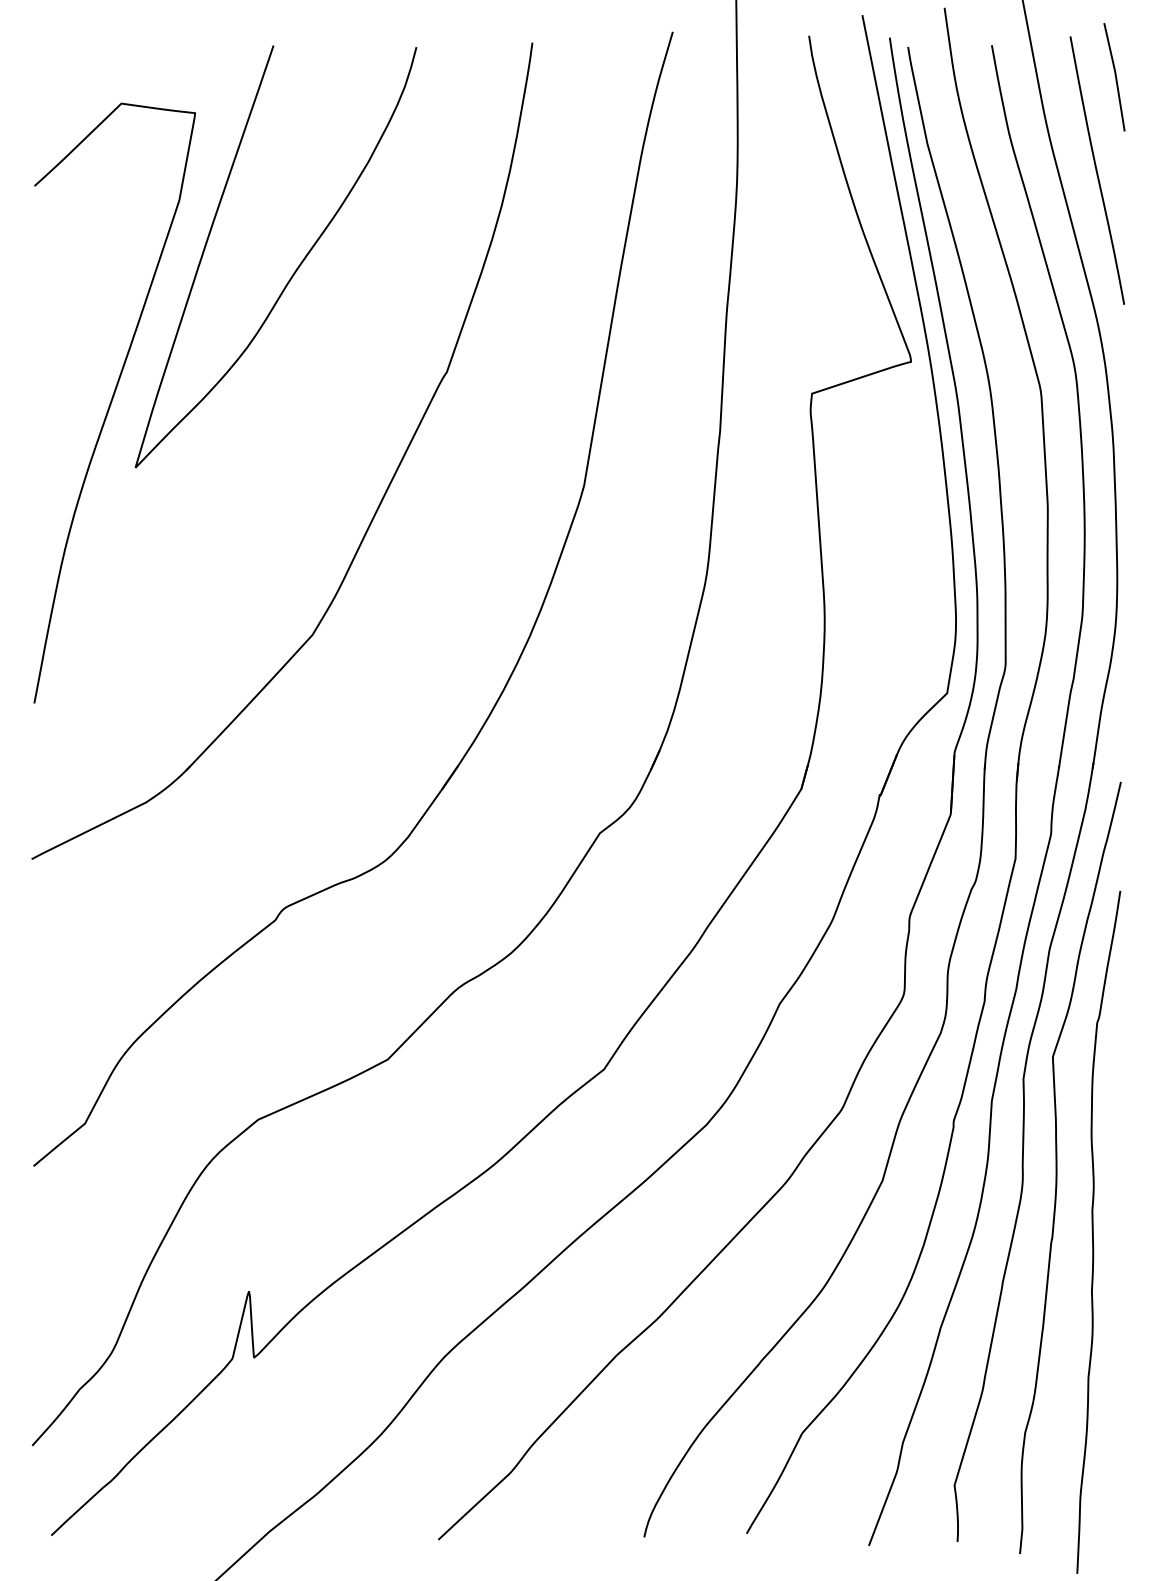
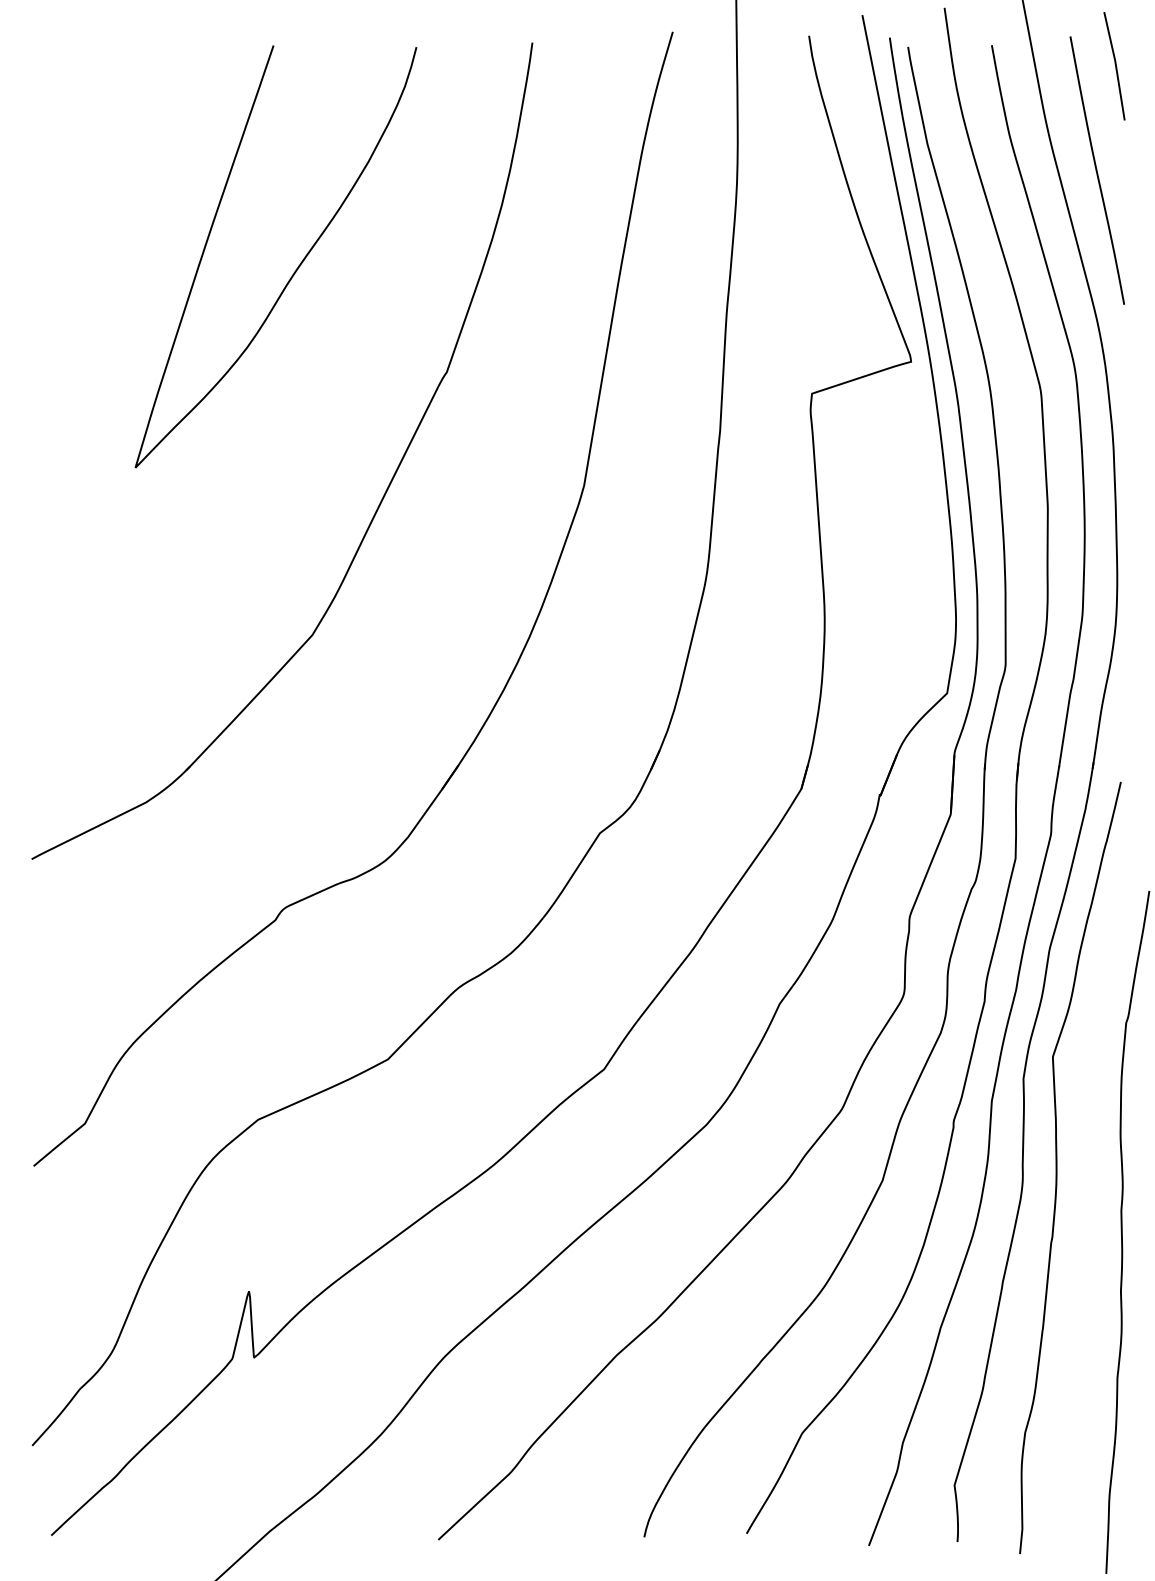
line position: (1115, 77) -> (1115, 66) (1115, 66)
curve: present -> none (112, 401)
curve position: (1093, 1231) -> (1122, 1231) (1122, 1231)
